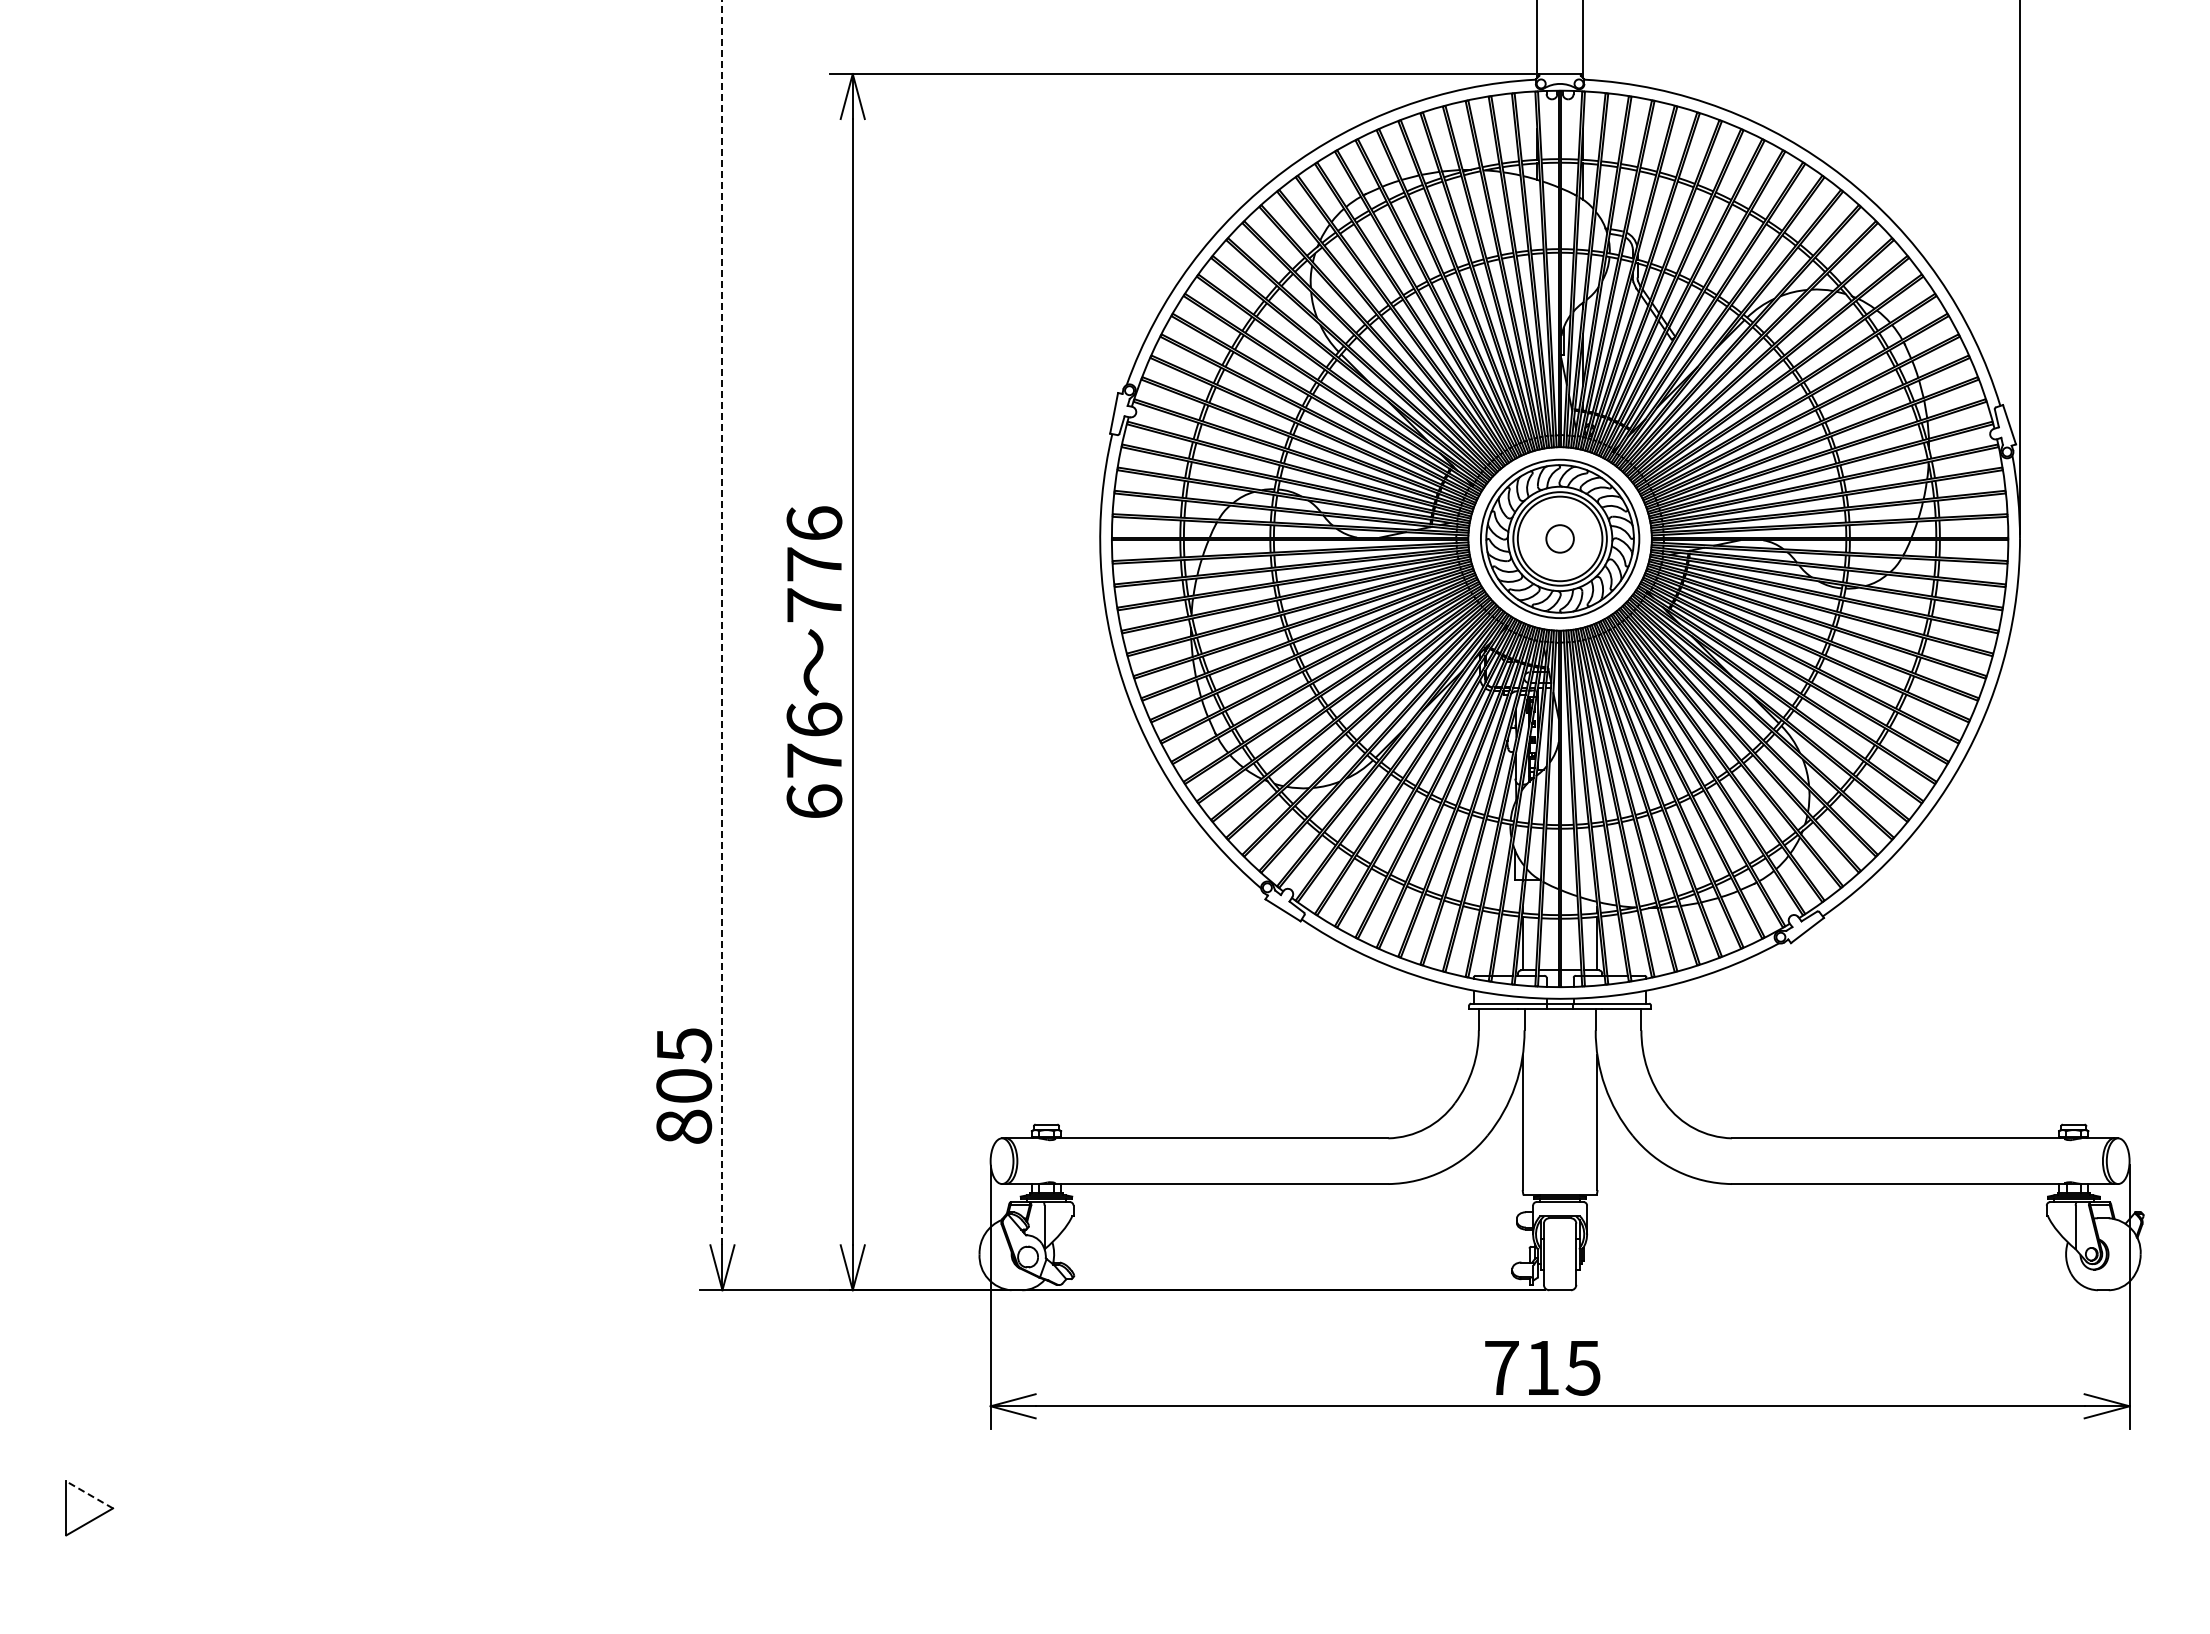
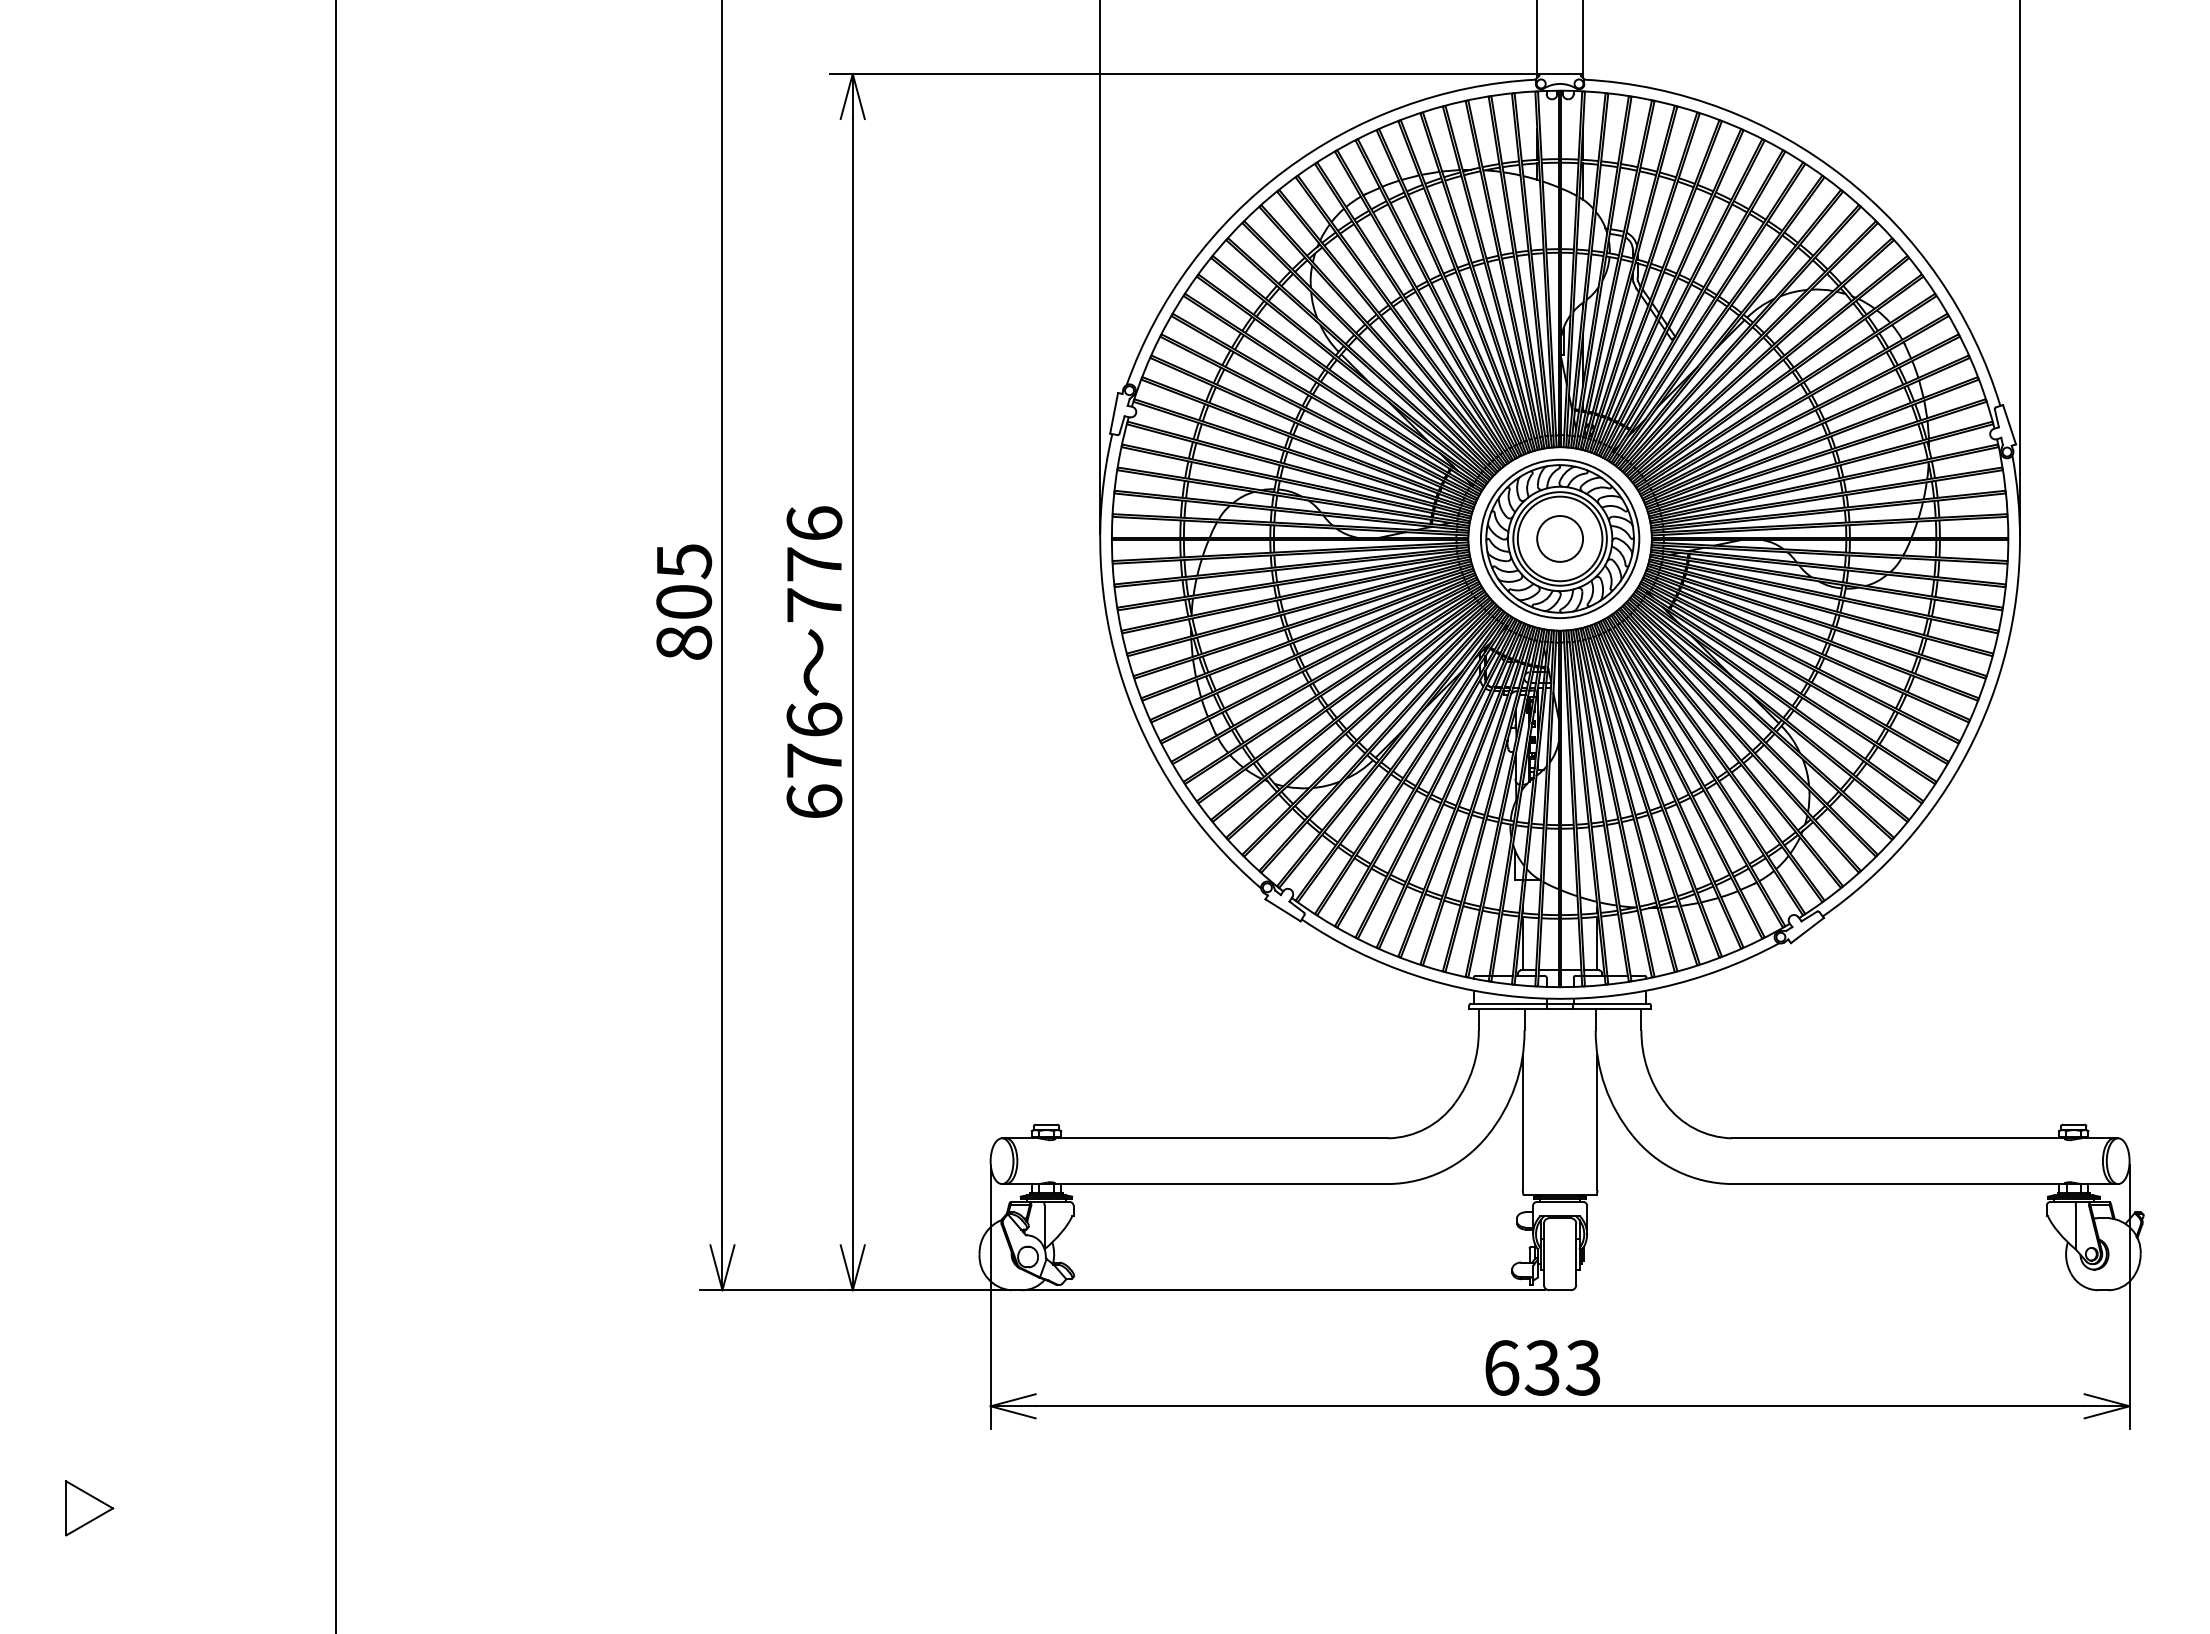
line: none -> present (1100, 268)
circle diameter: 28 px -> 46 px (1560, 538)
line: dashed -> solid (722, 622)
line: none -> present (336, 816)
text position: (684, 1085) -> (684, 601) (684, 601)
text: 715 -> 633 (1542, 1367)
line: dashed -> solid (89, 1494)
